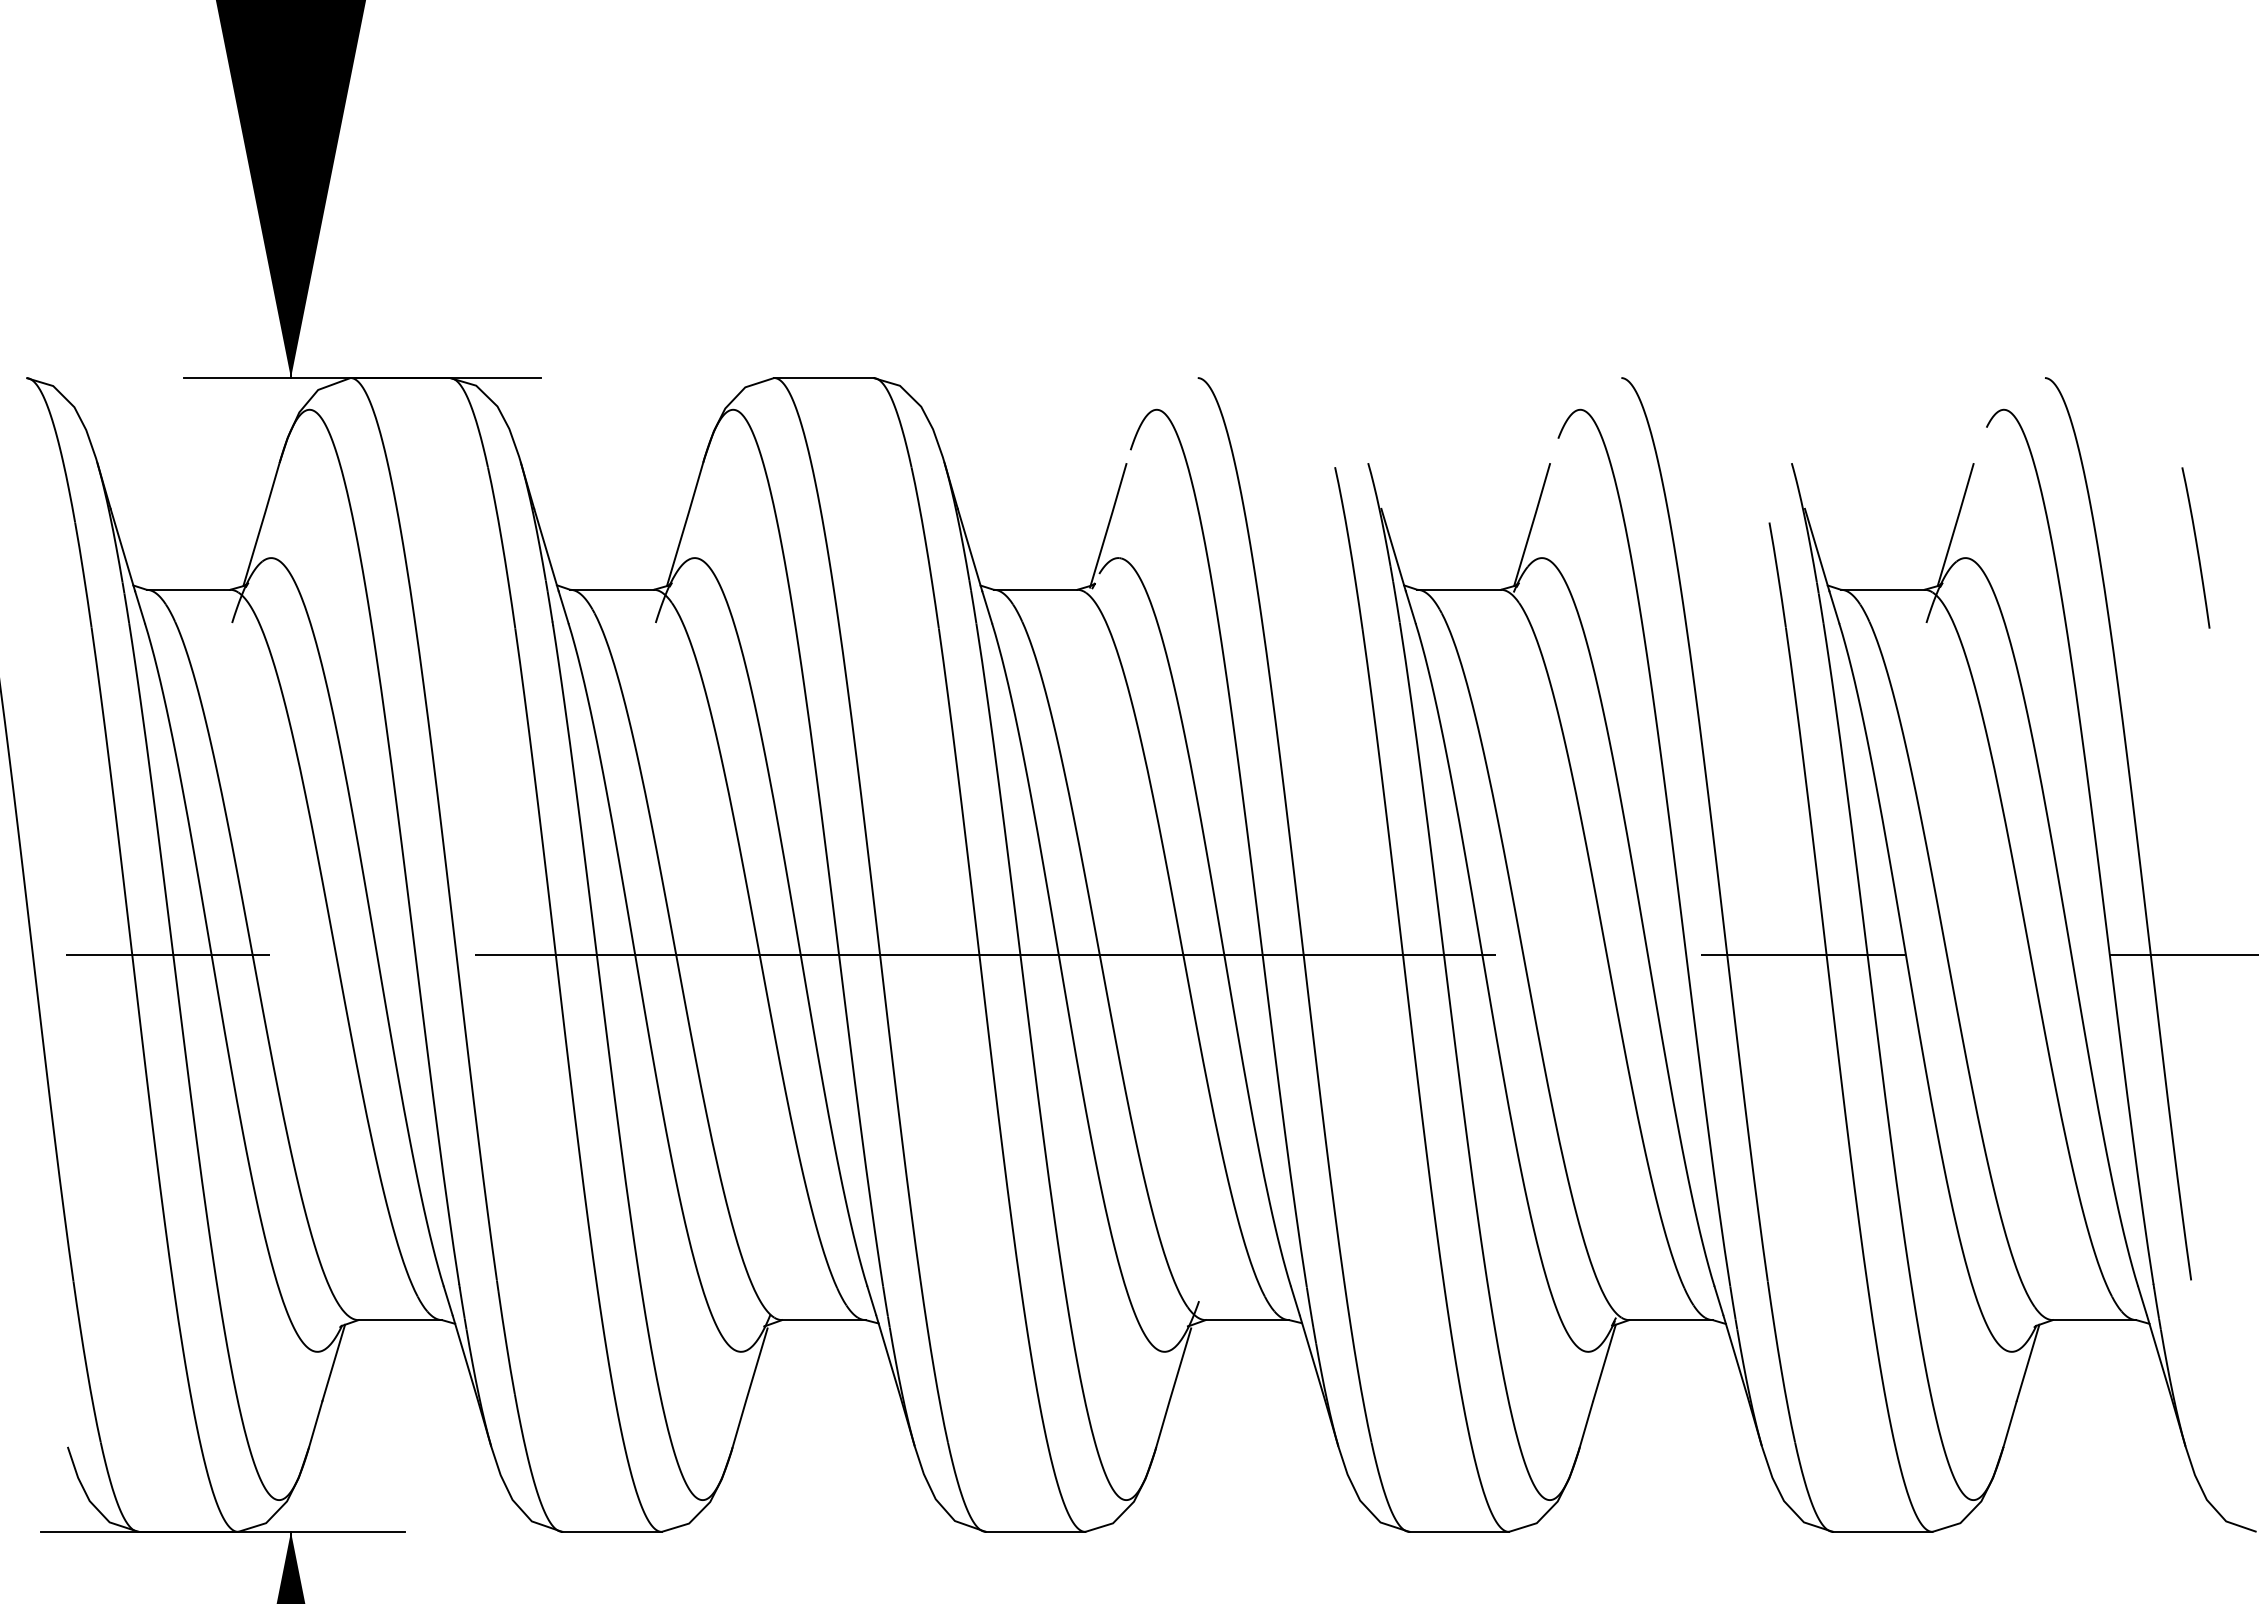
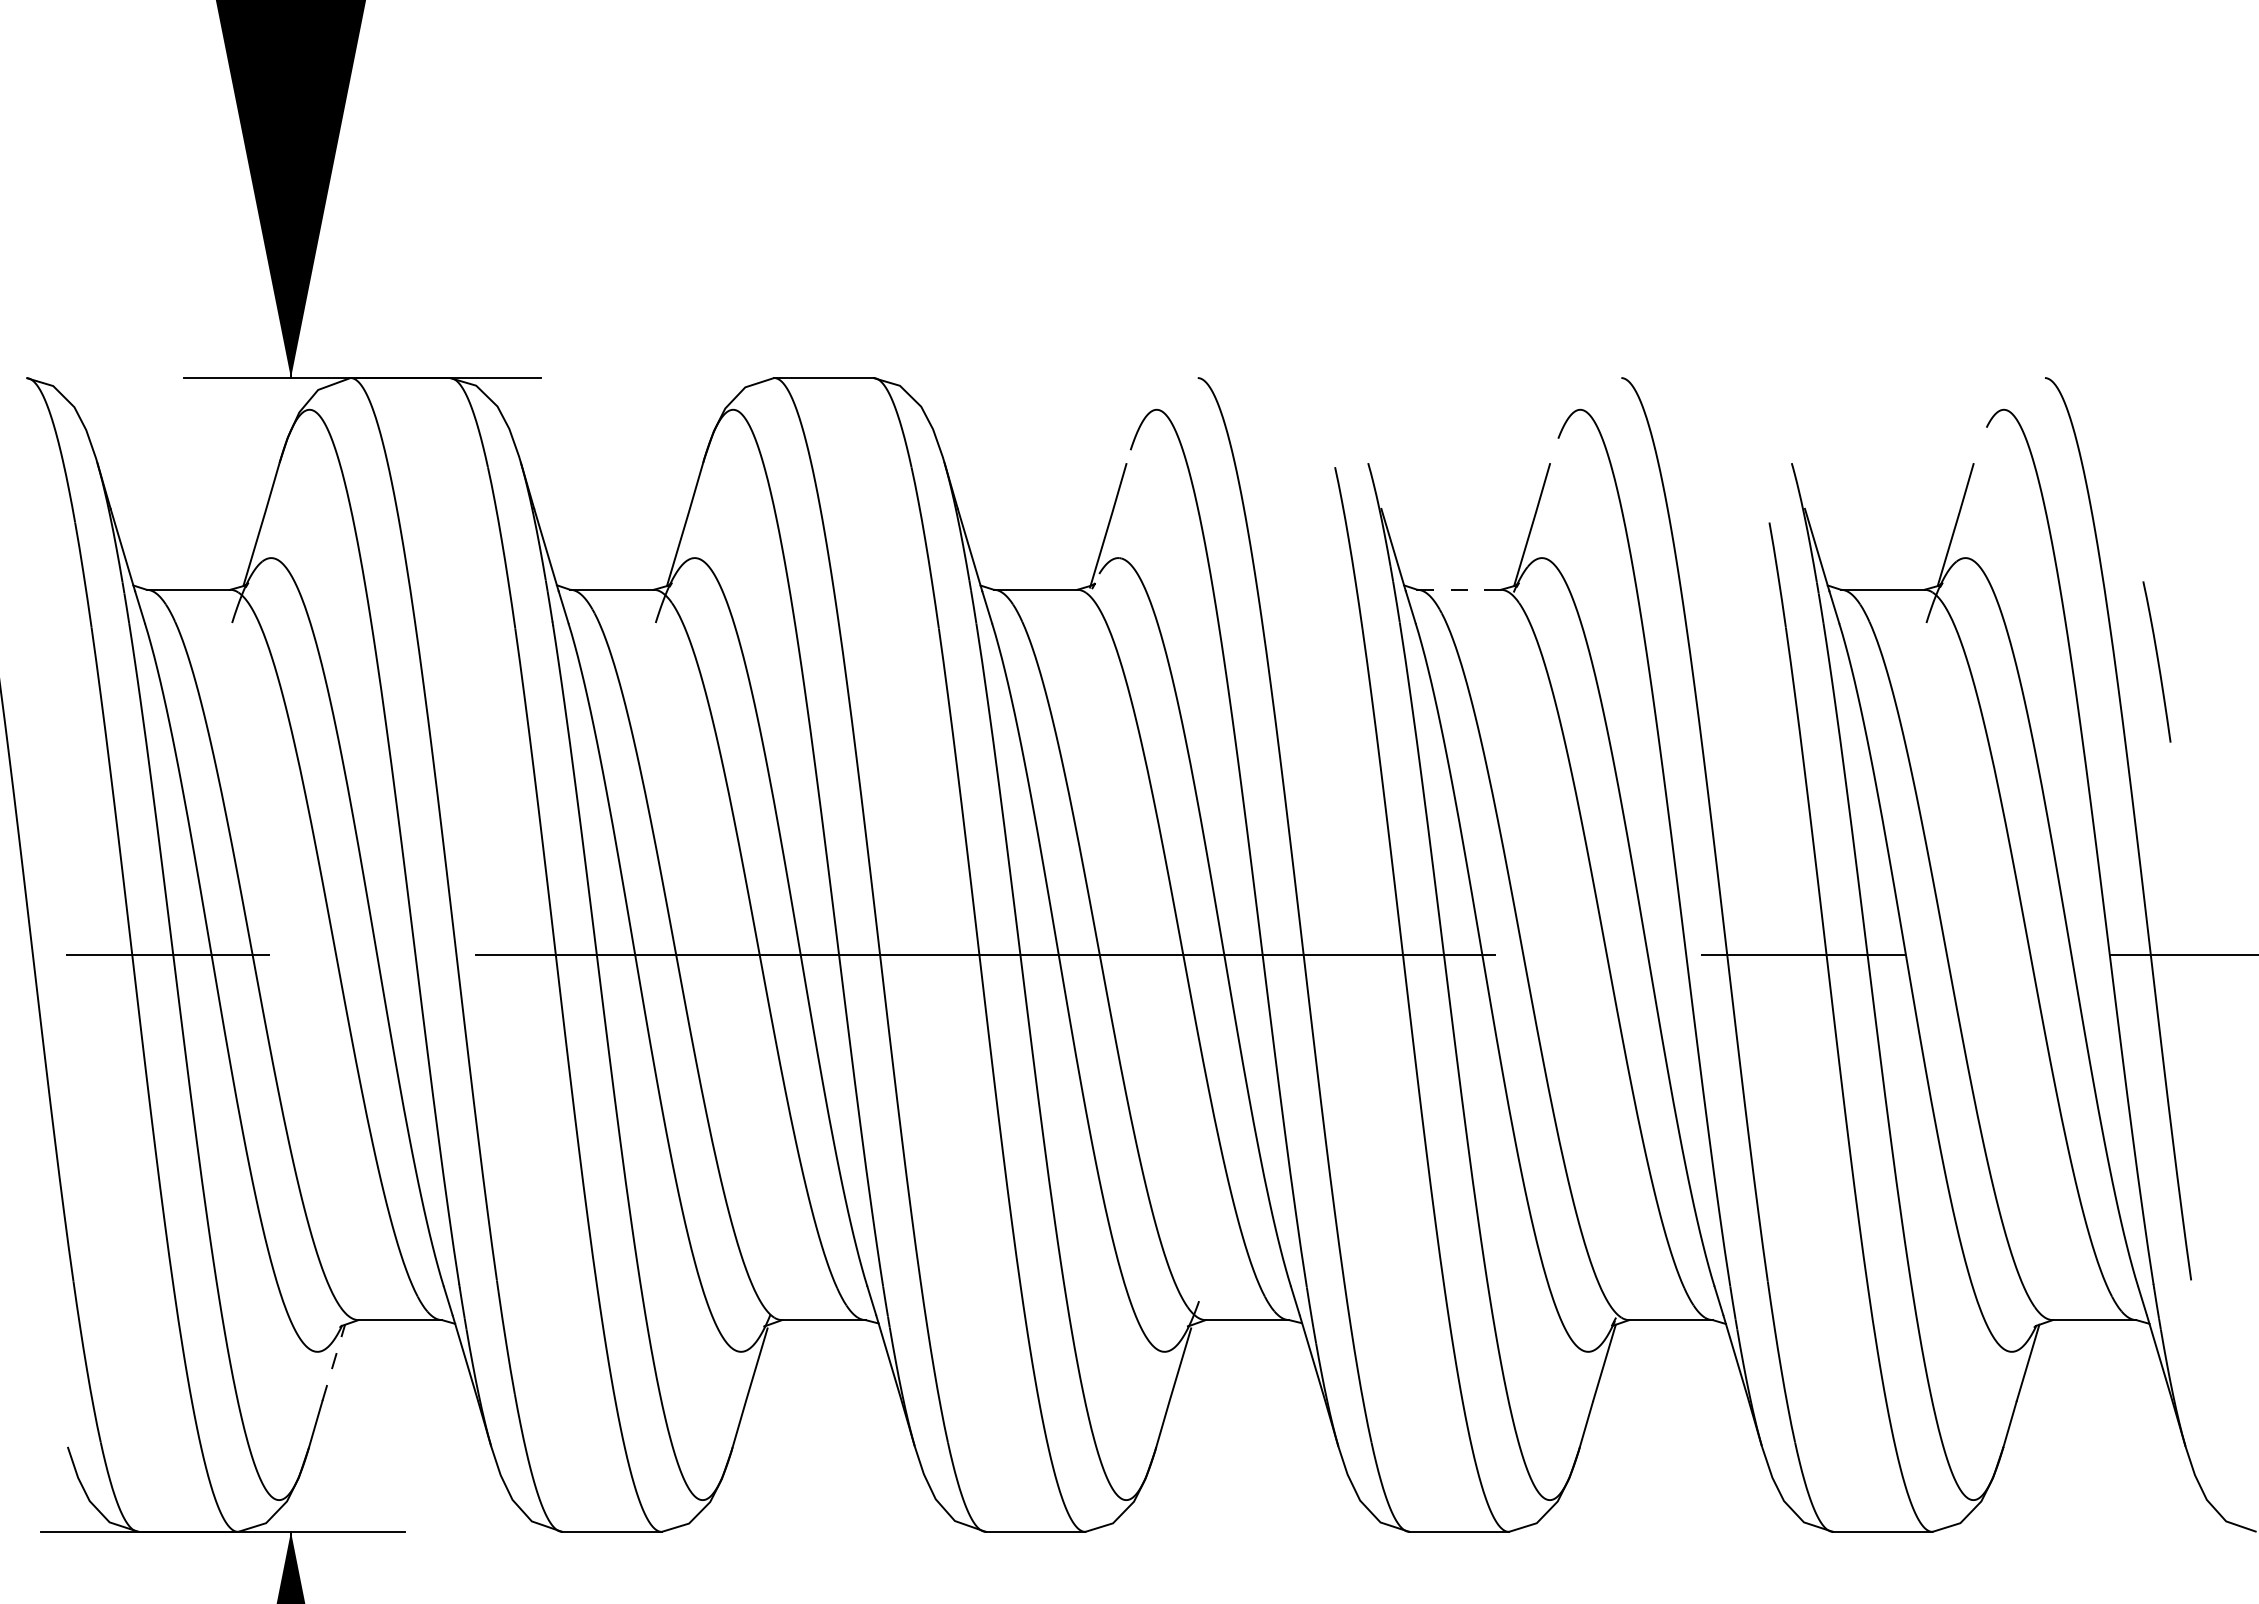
curve position: (2196, 547) -> (2157, 661) (2157, 661)
line: solid -> dashed (1459, 589)
line: solid -> dashed (333, 1362)
